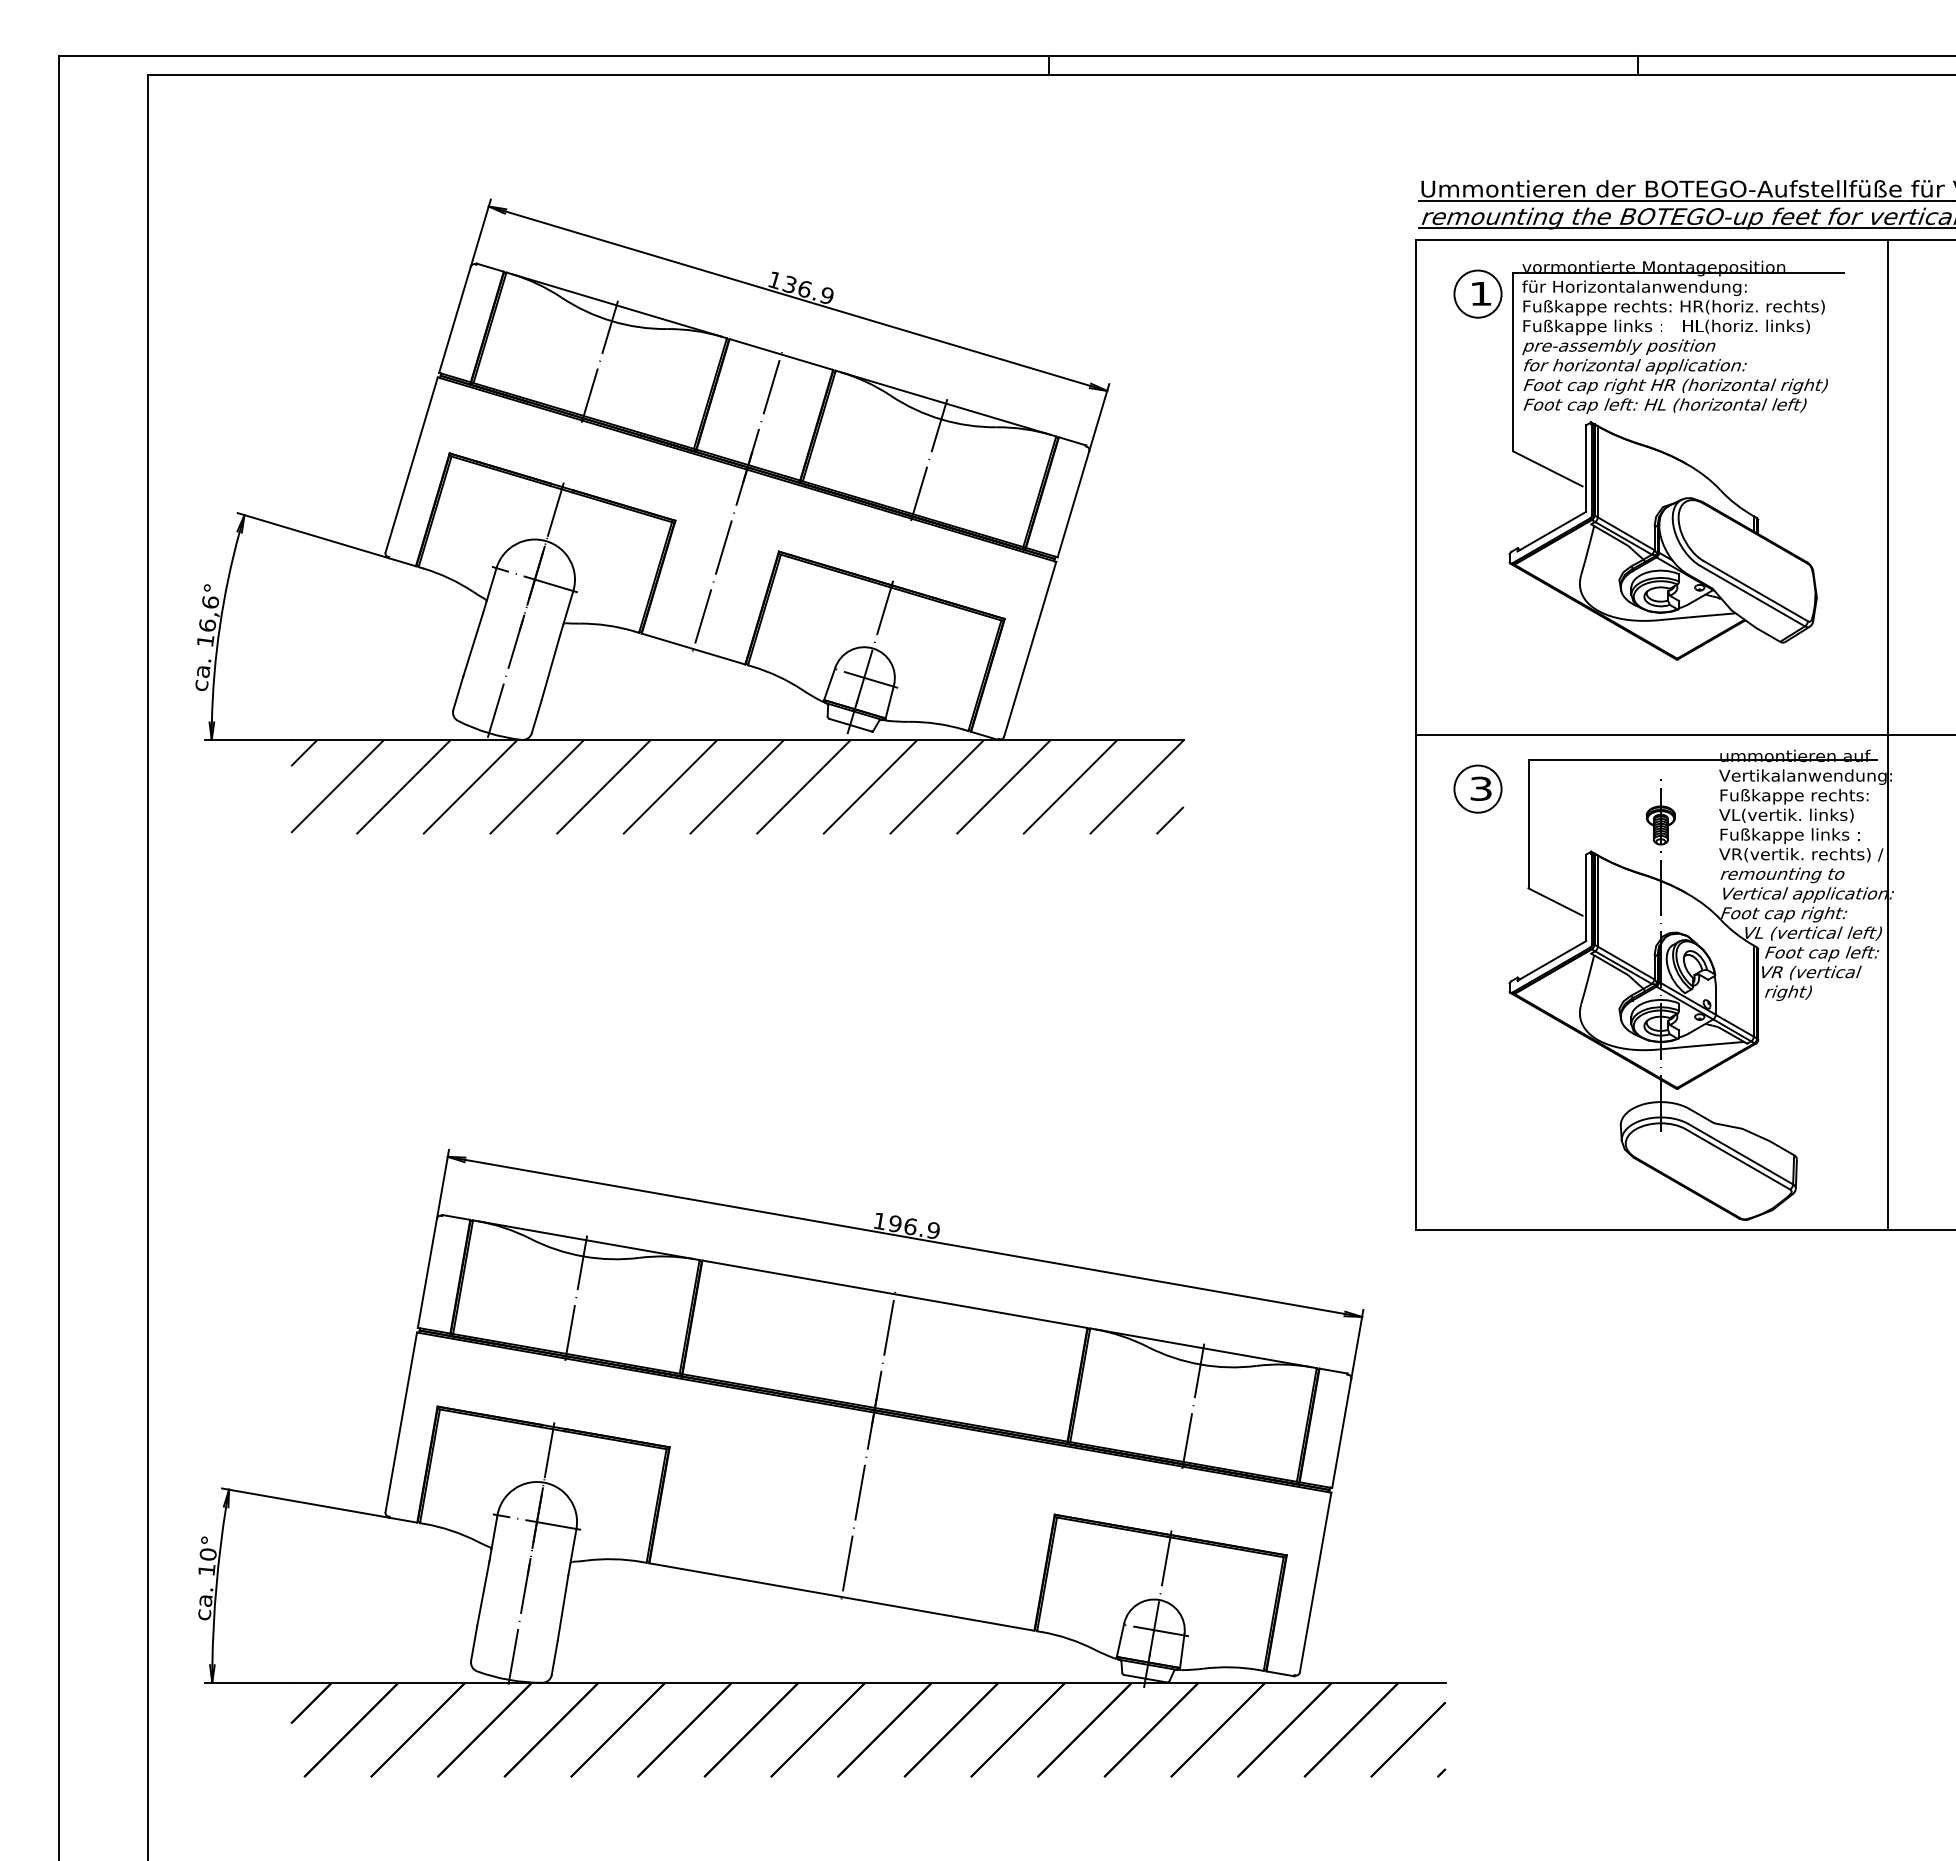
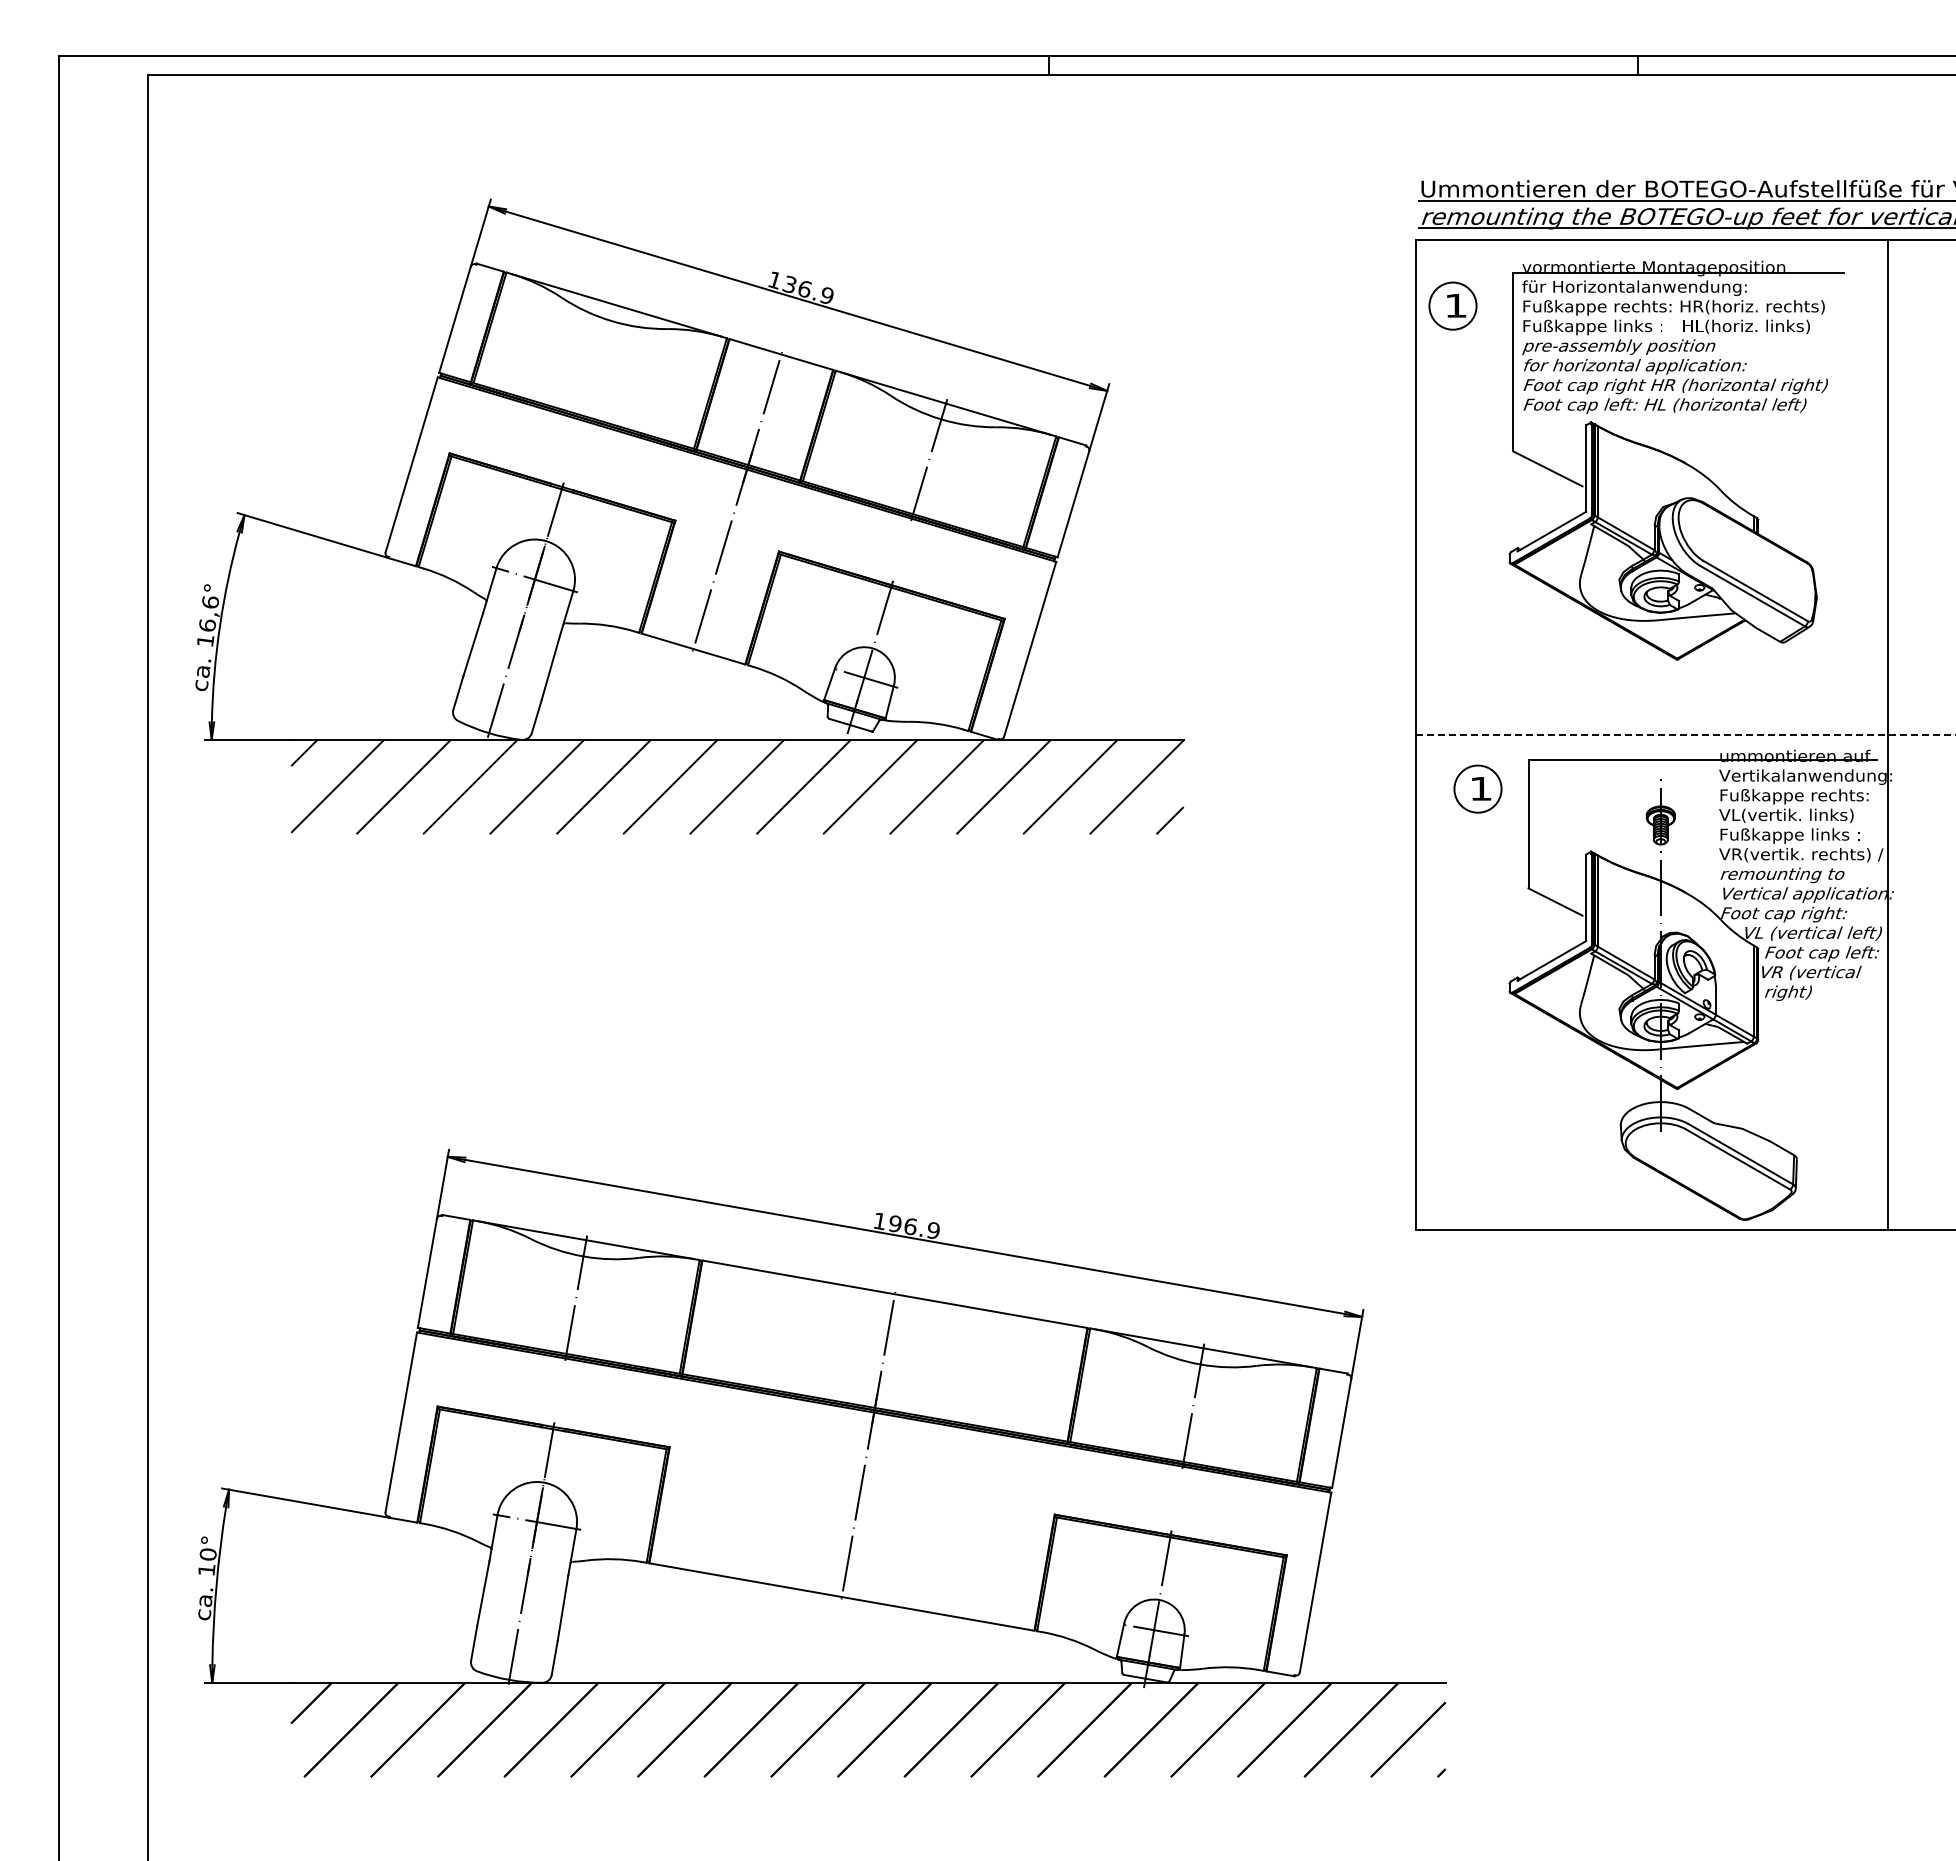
part position: (1477, 293) -> (1452, 305) (1452, 305)
line: present -> none (599, 361)
line: solid -> dashed (1686, 735)
text: 3 -> 1 (1480, 788)
